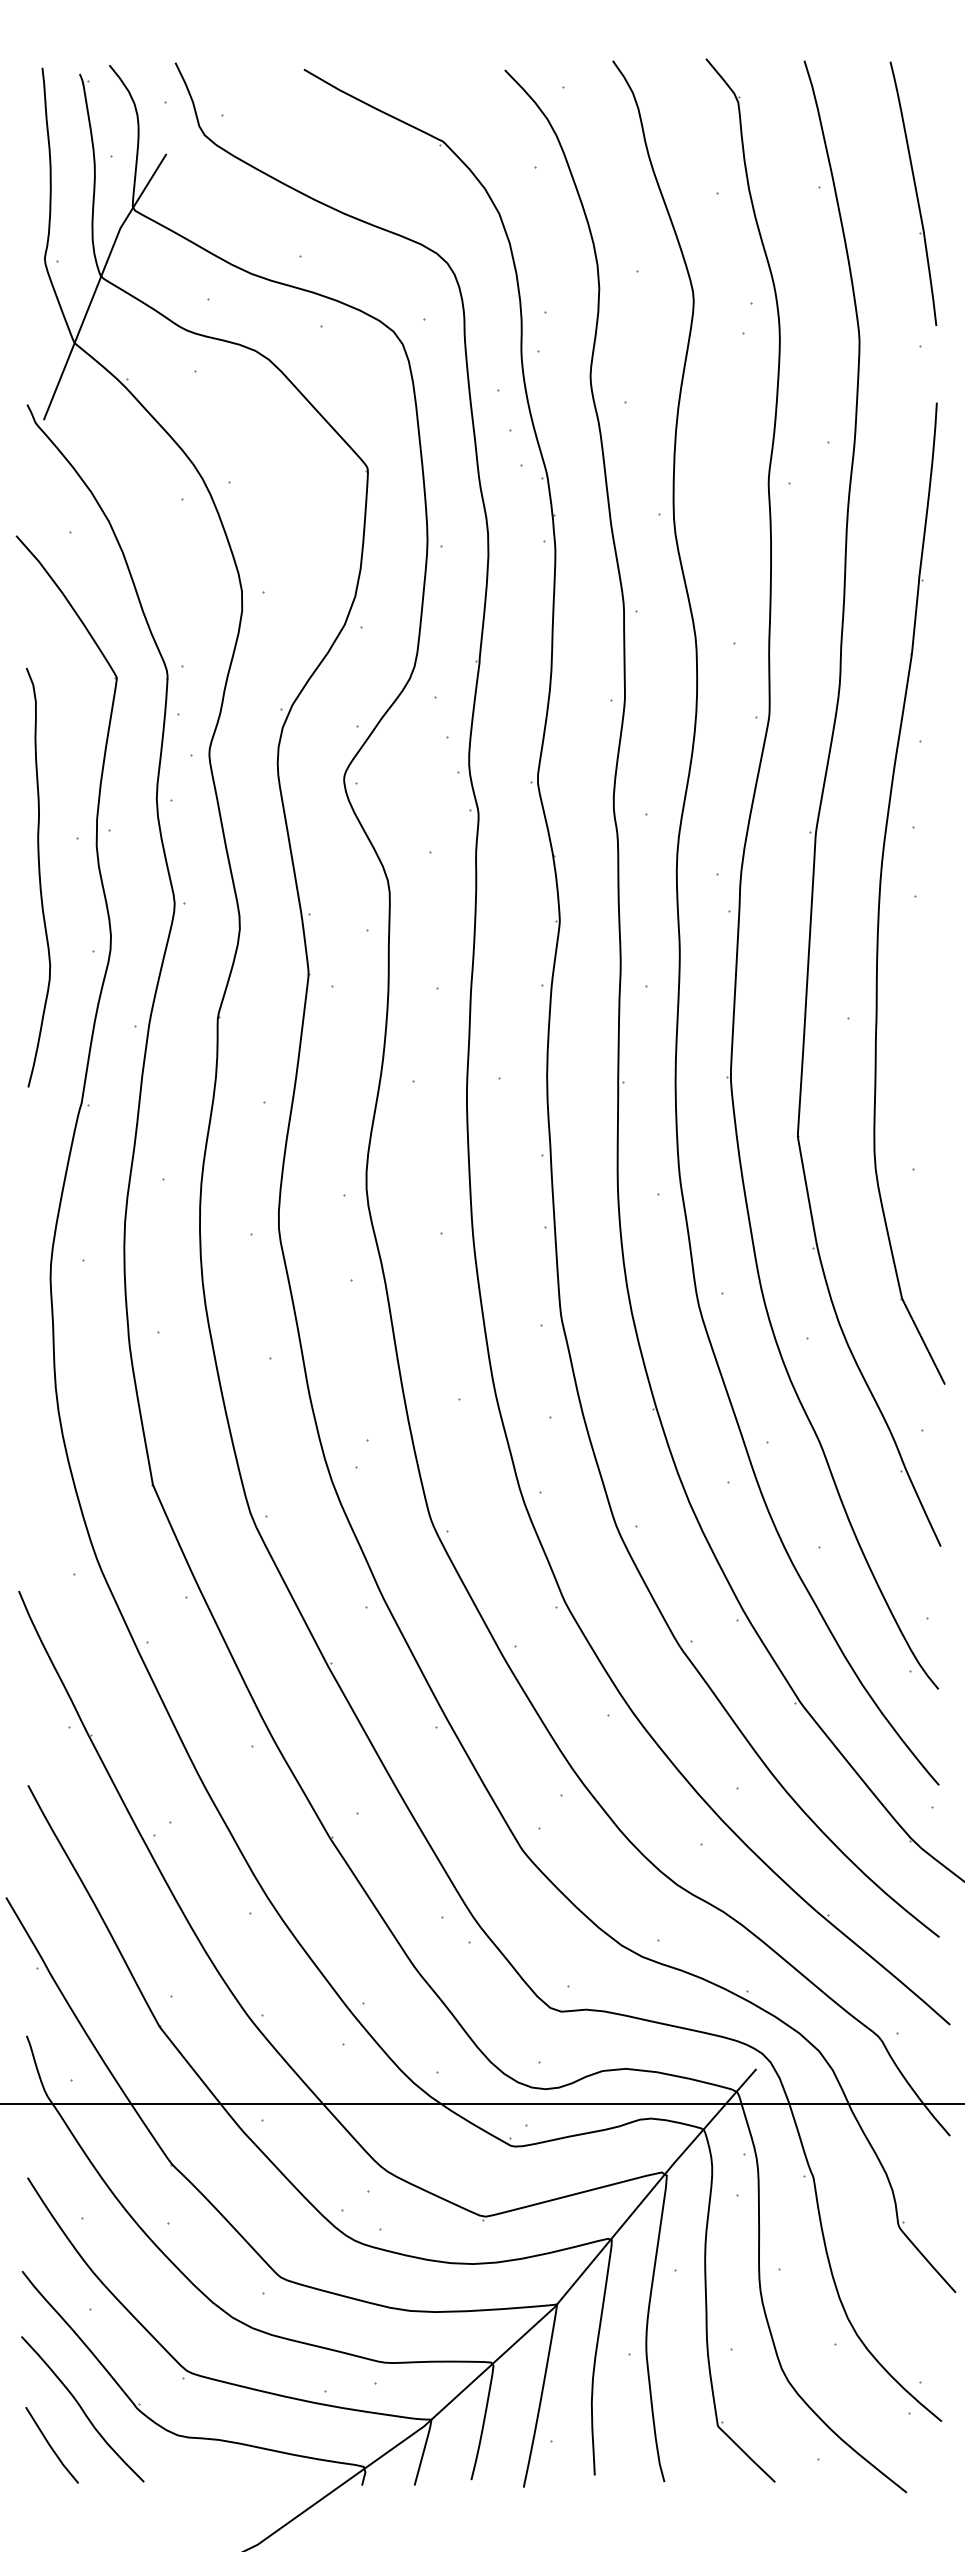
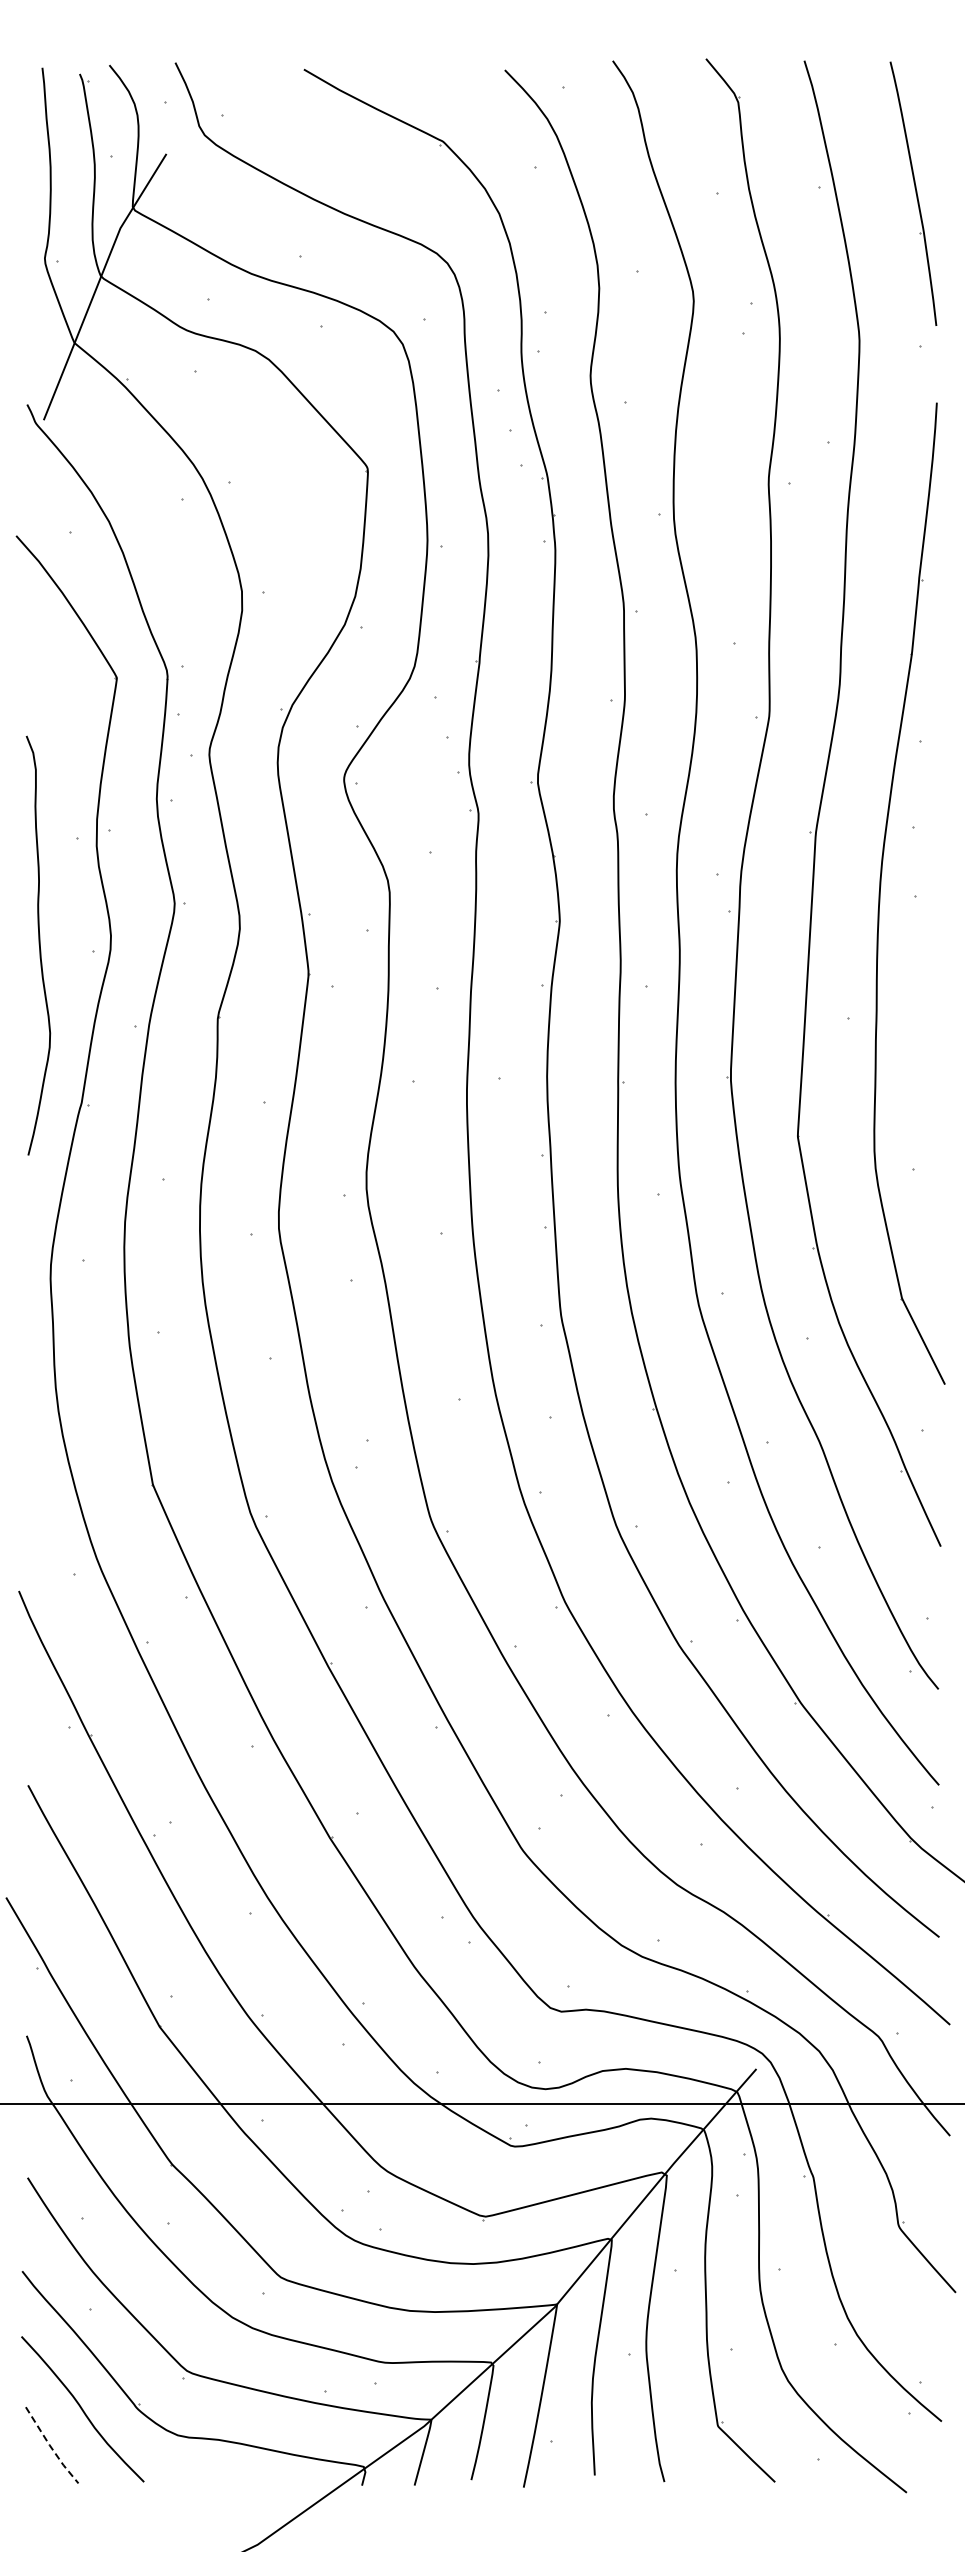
curve position: (38, 876) -> (38, 944) (38, 944)
line: solid -> dashed (50, 2446)
